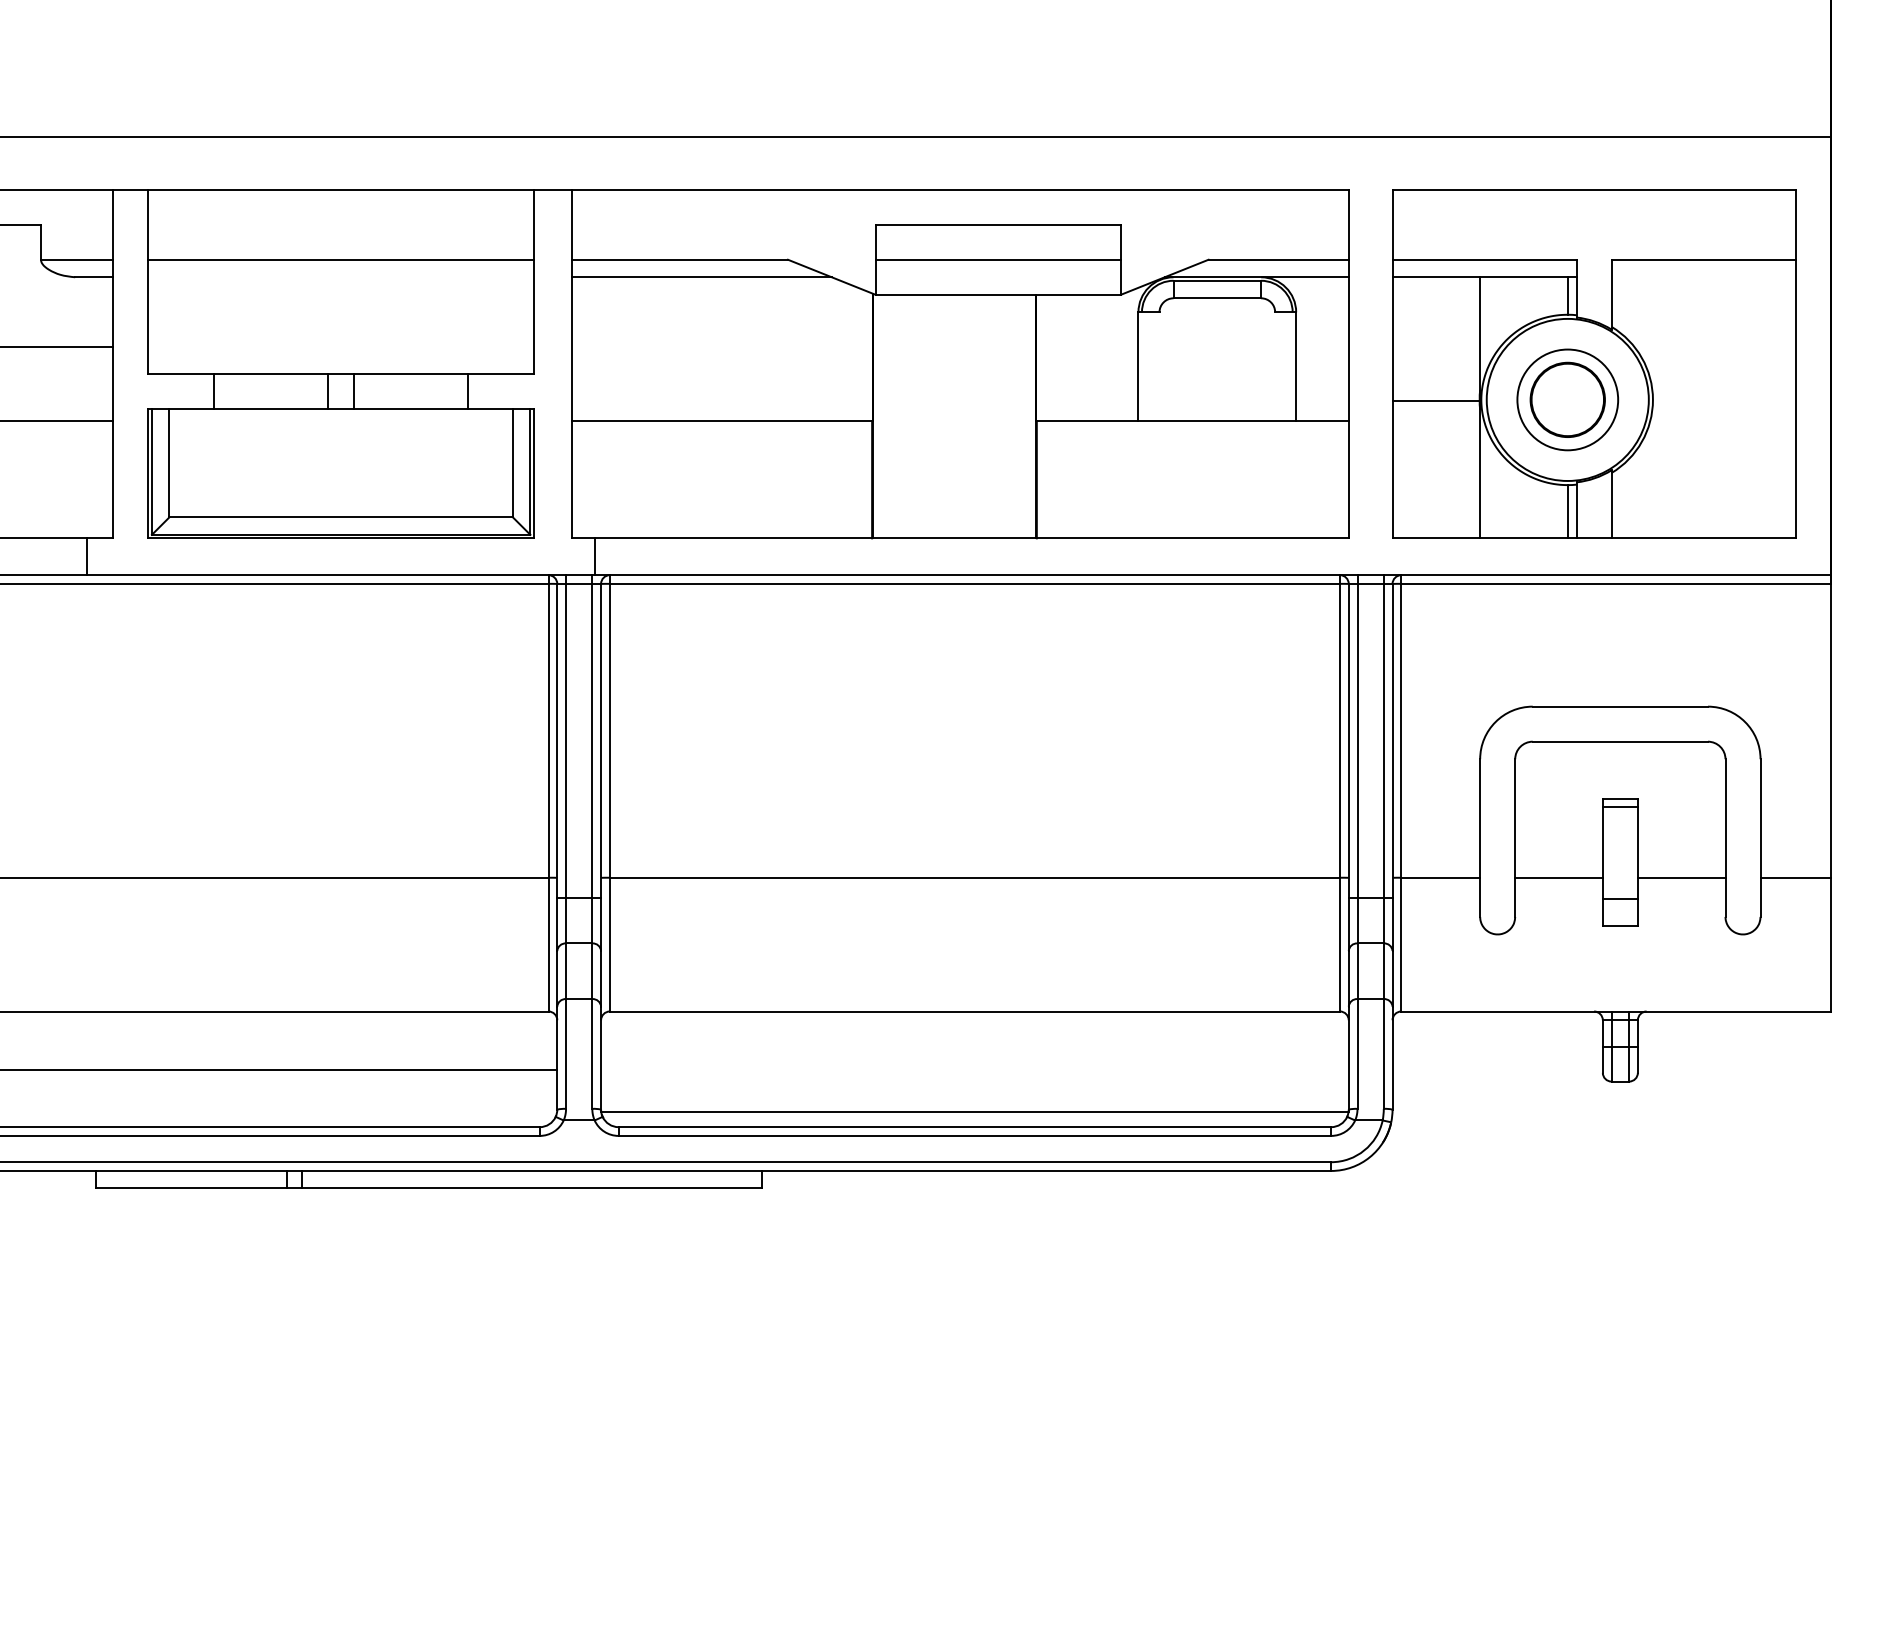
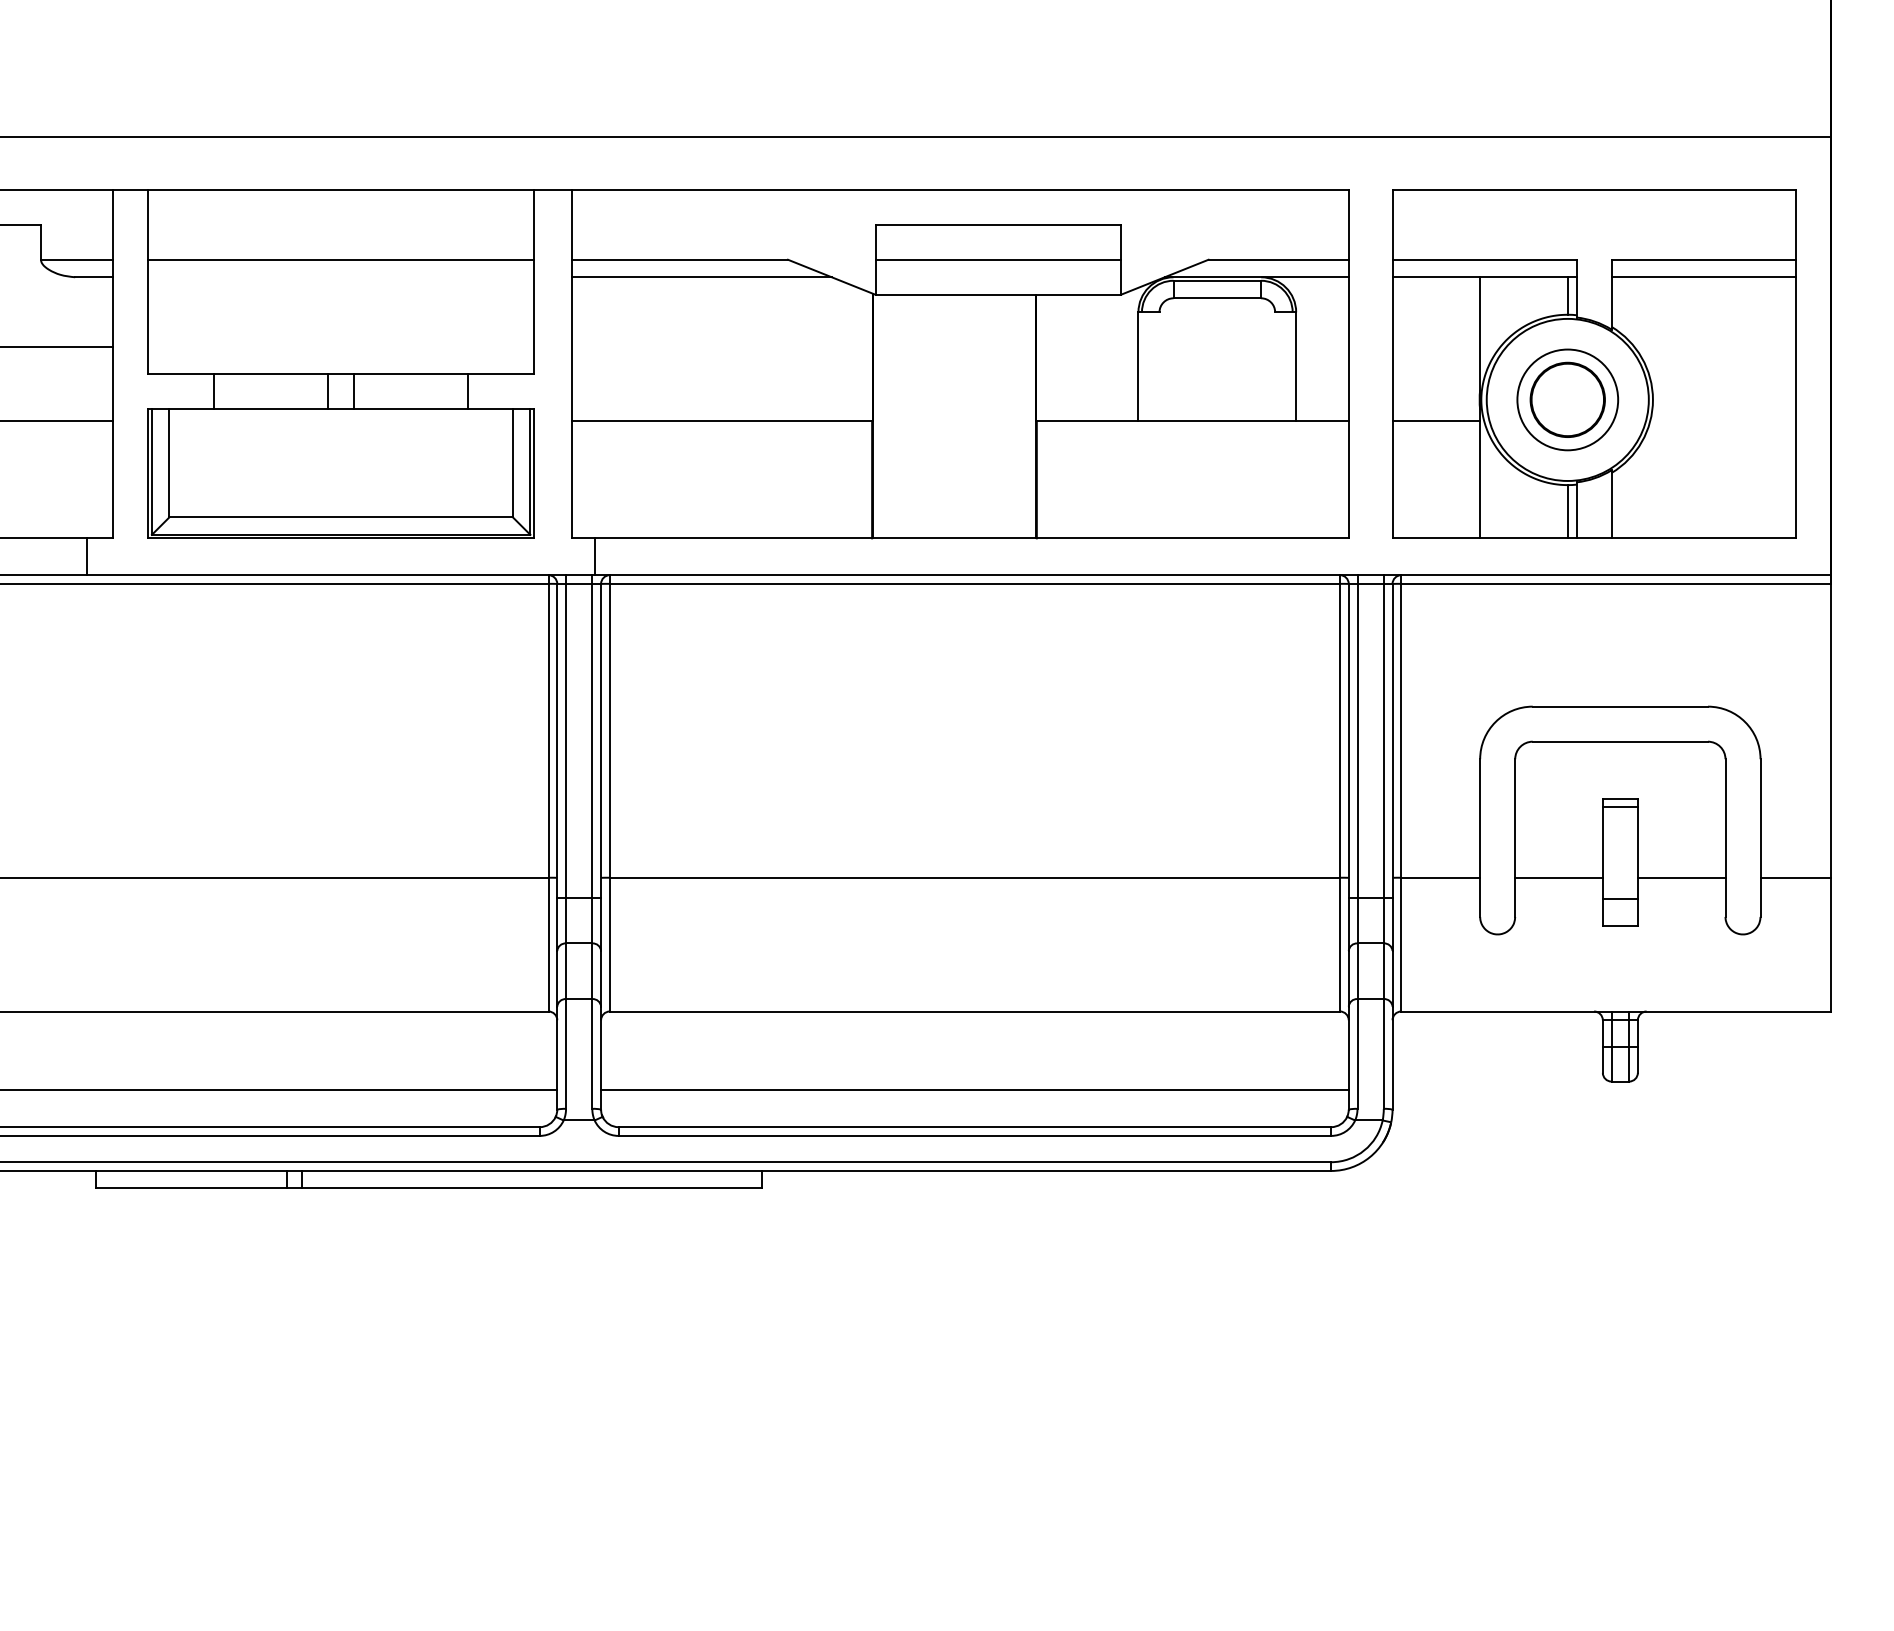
line: none -> present (1703, 277)
line position: (1436, 400) -> (1436, 420) (1436, 420)
line position: (279, 1070) -> (279, 1090) (279, 1090)
line position: (974, 1112) -> (974, 1090) (974, 1090)
